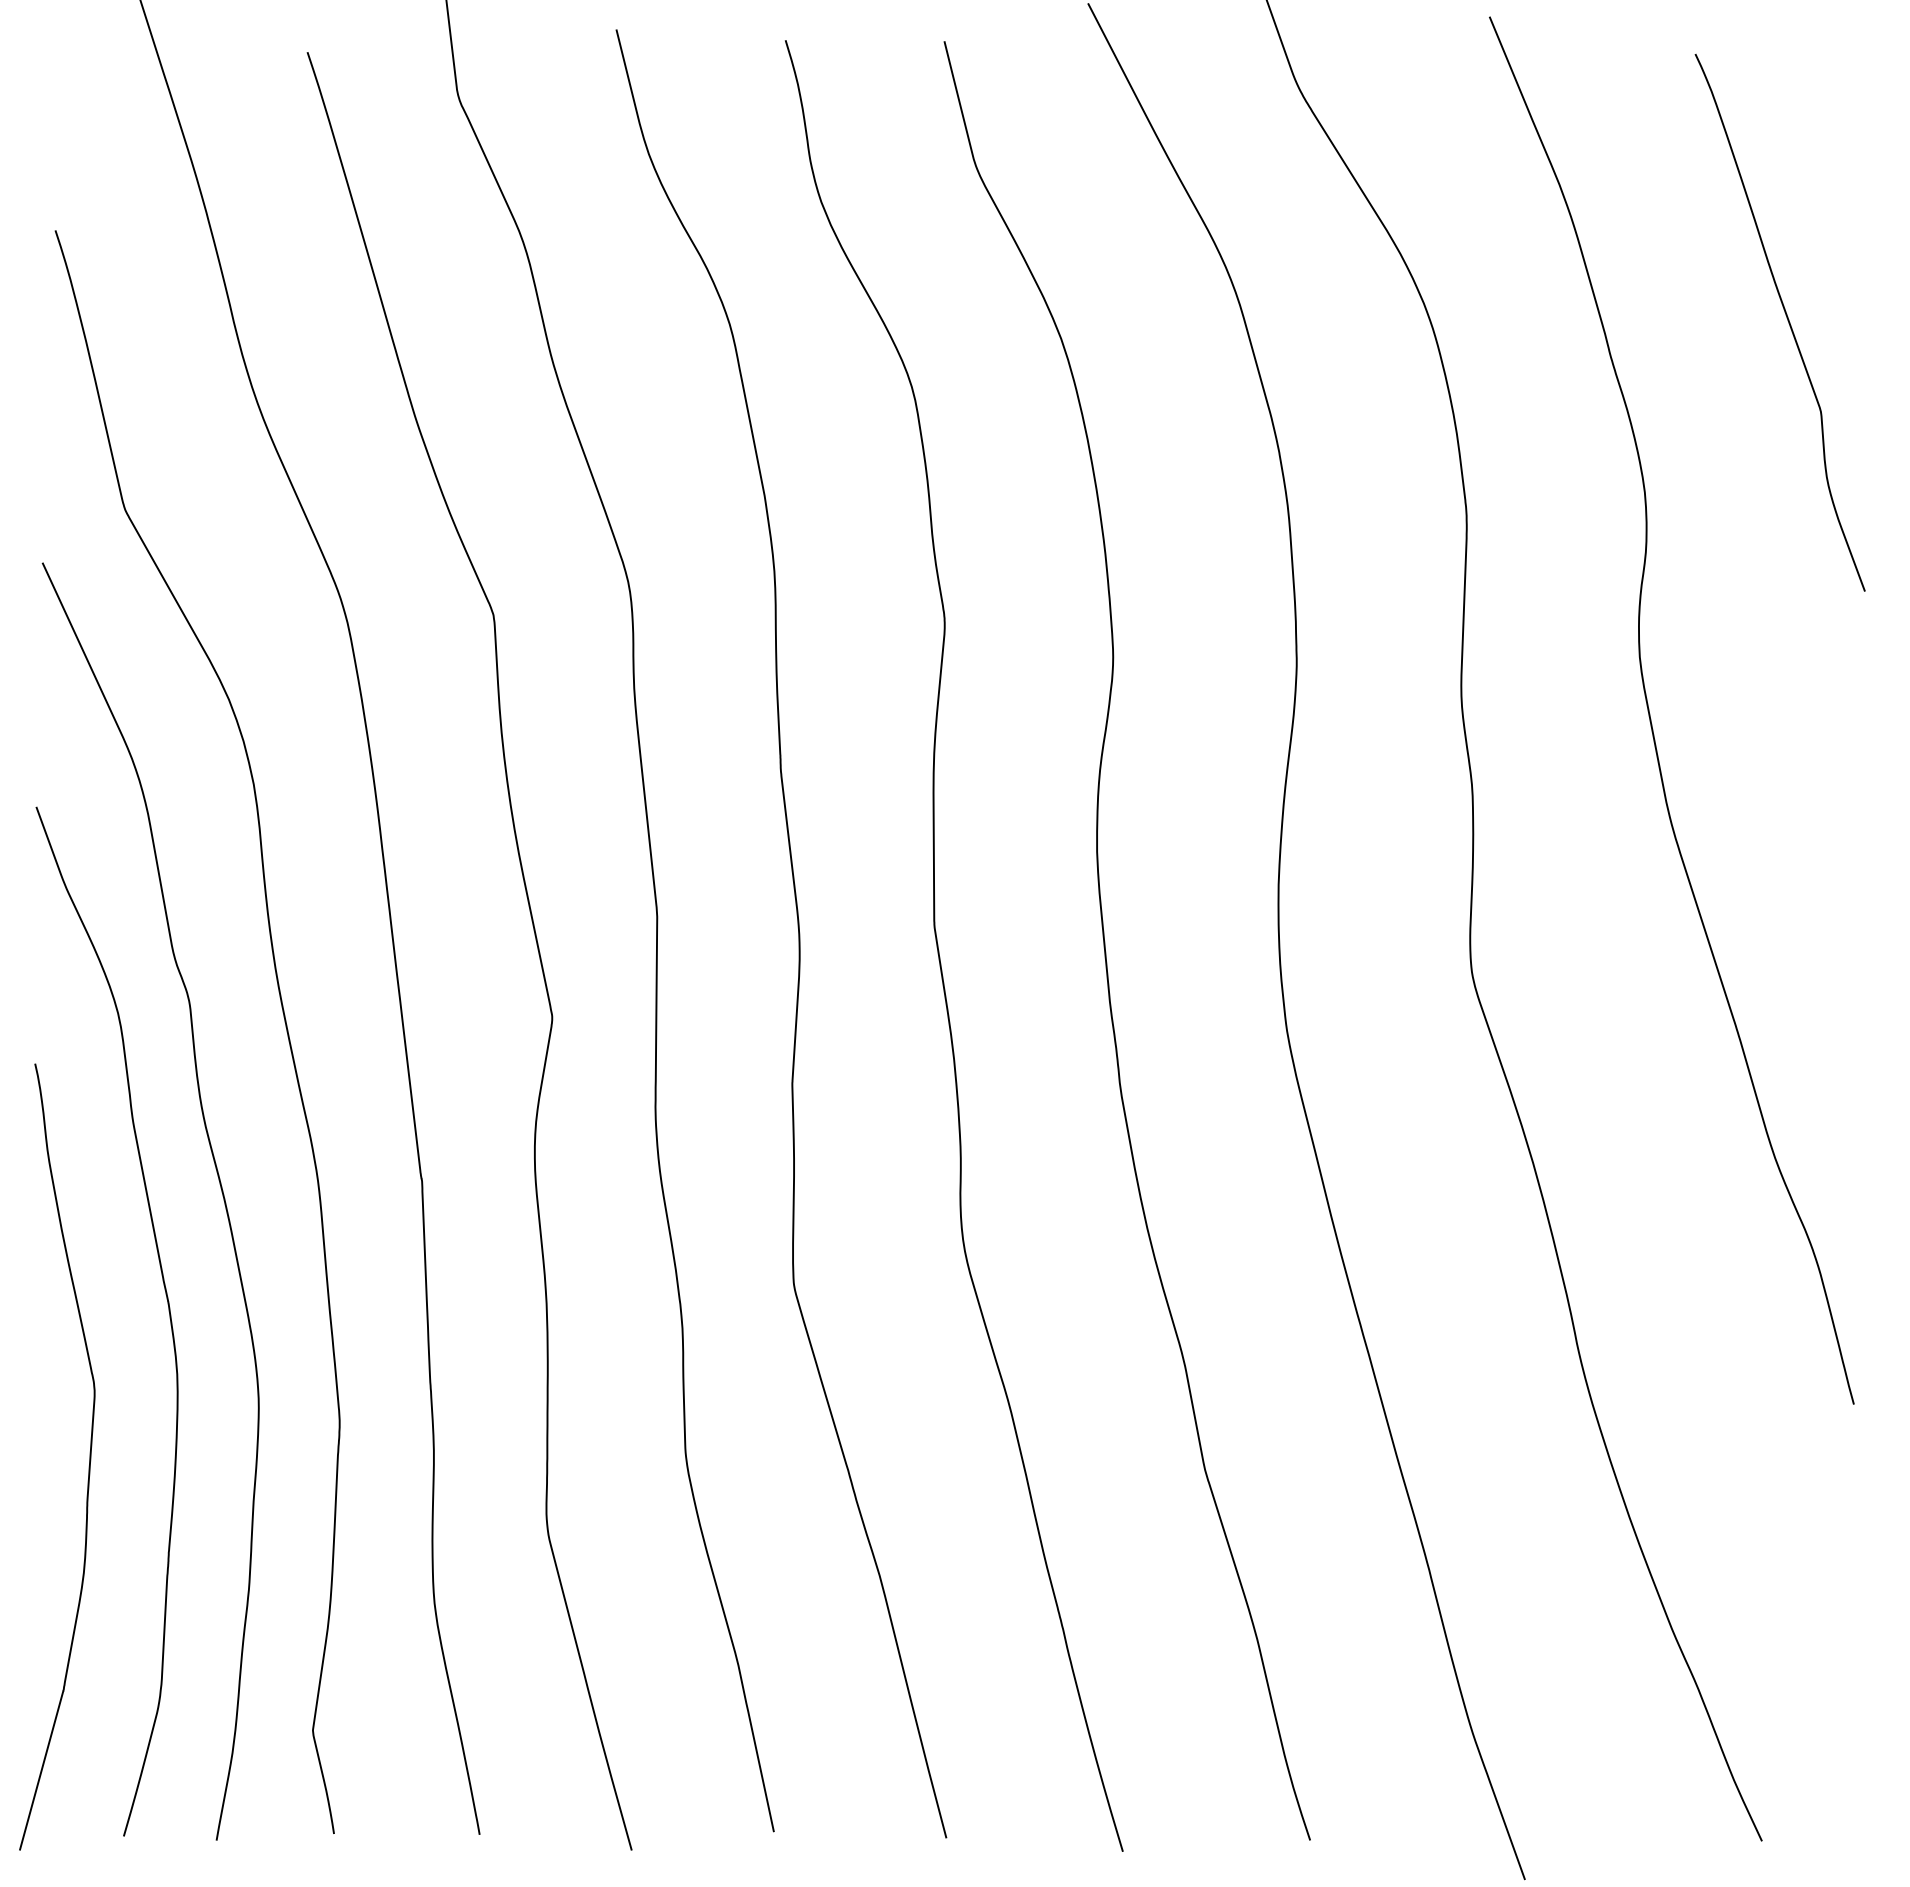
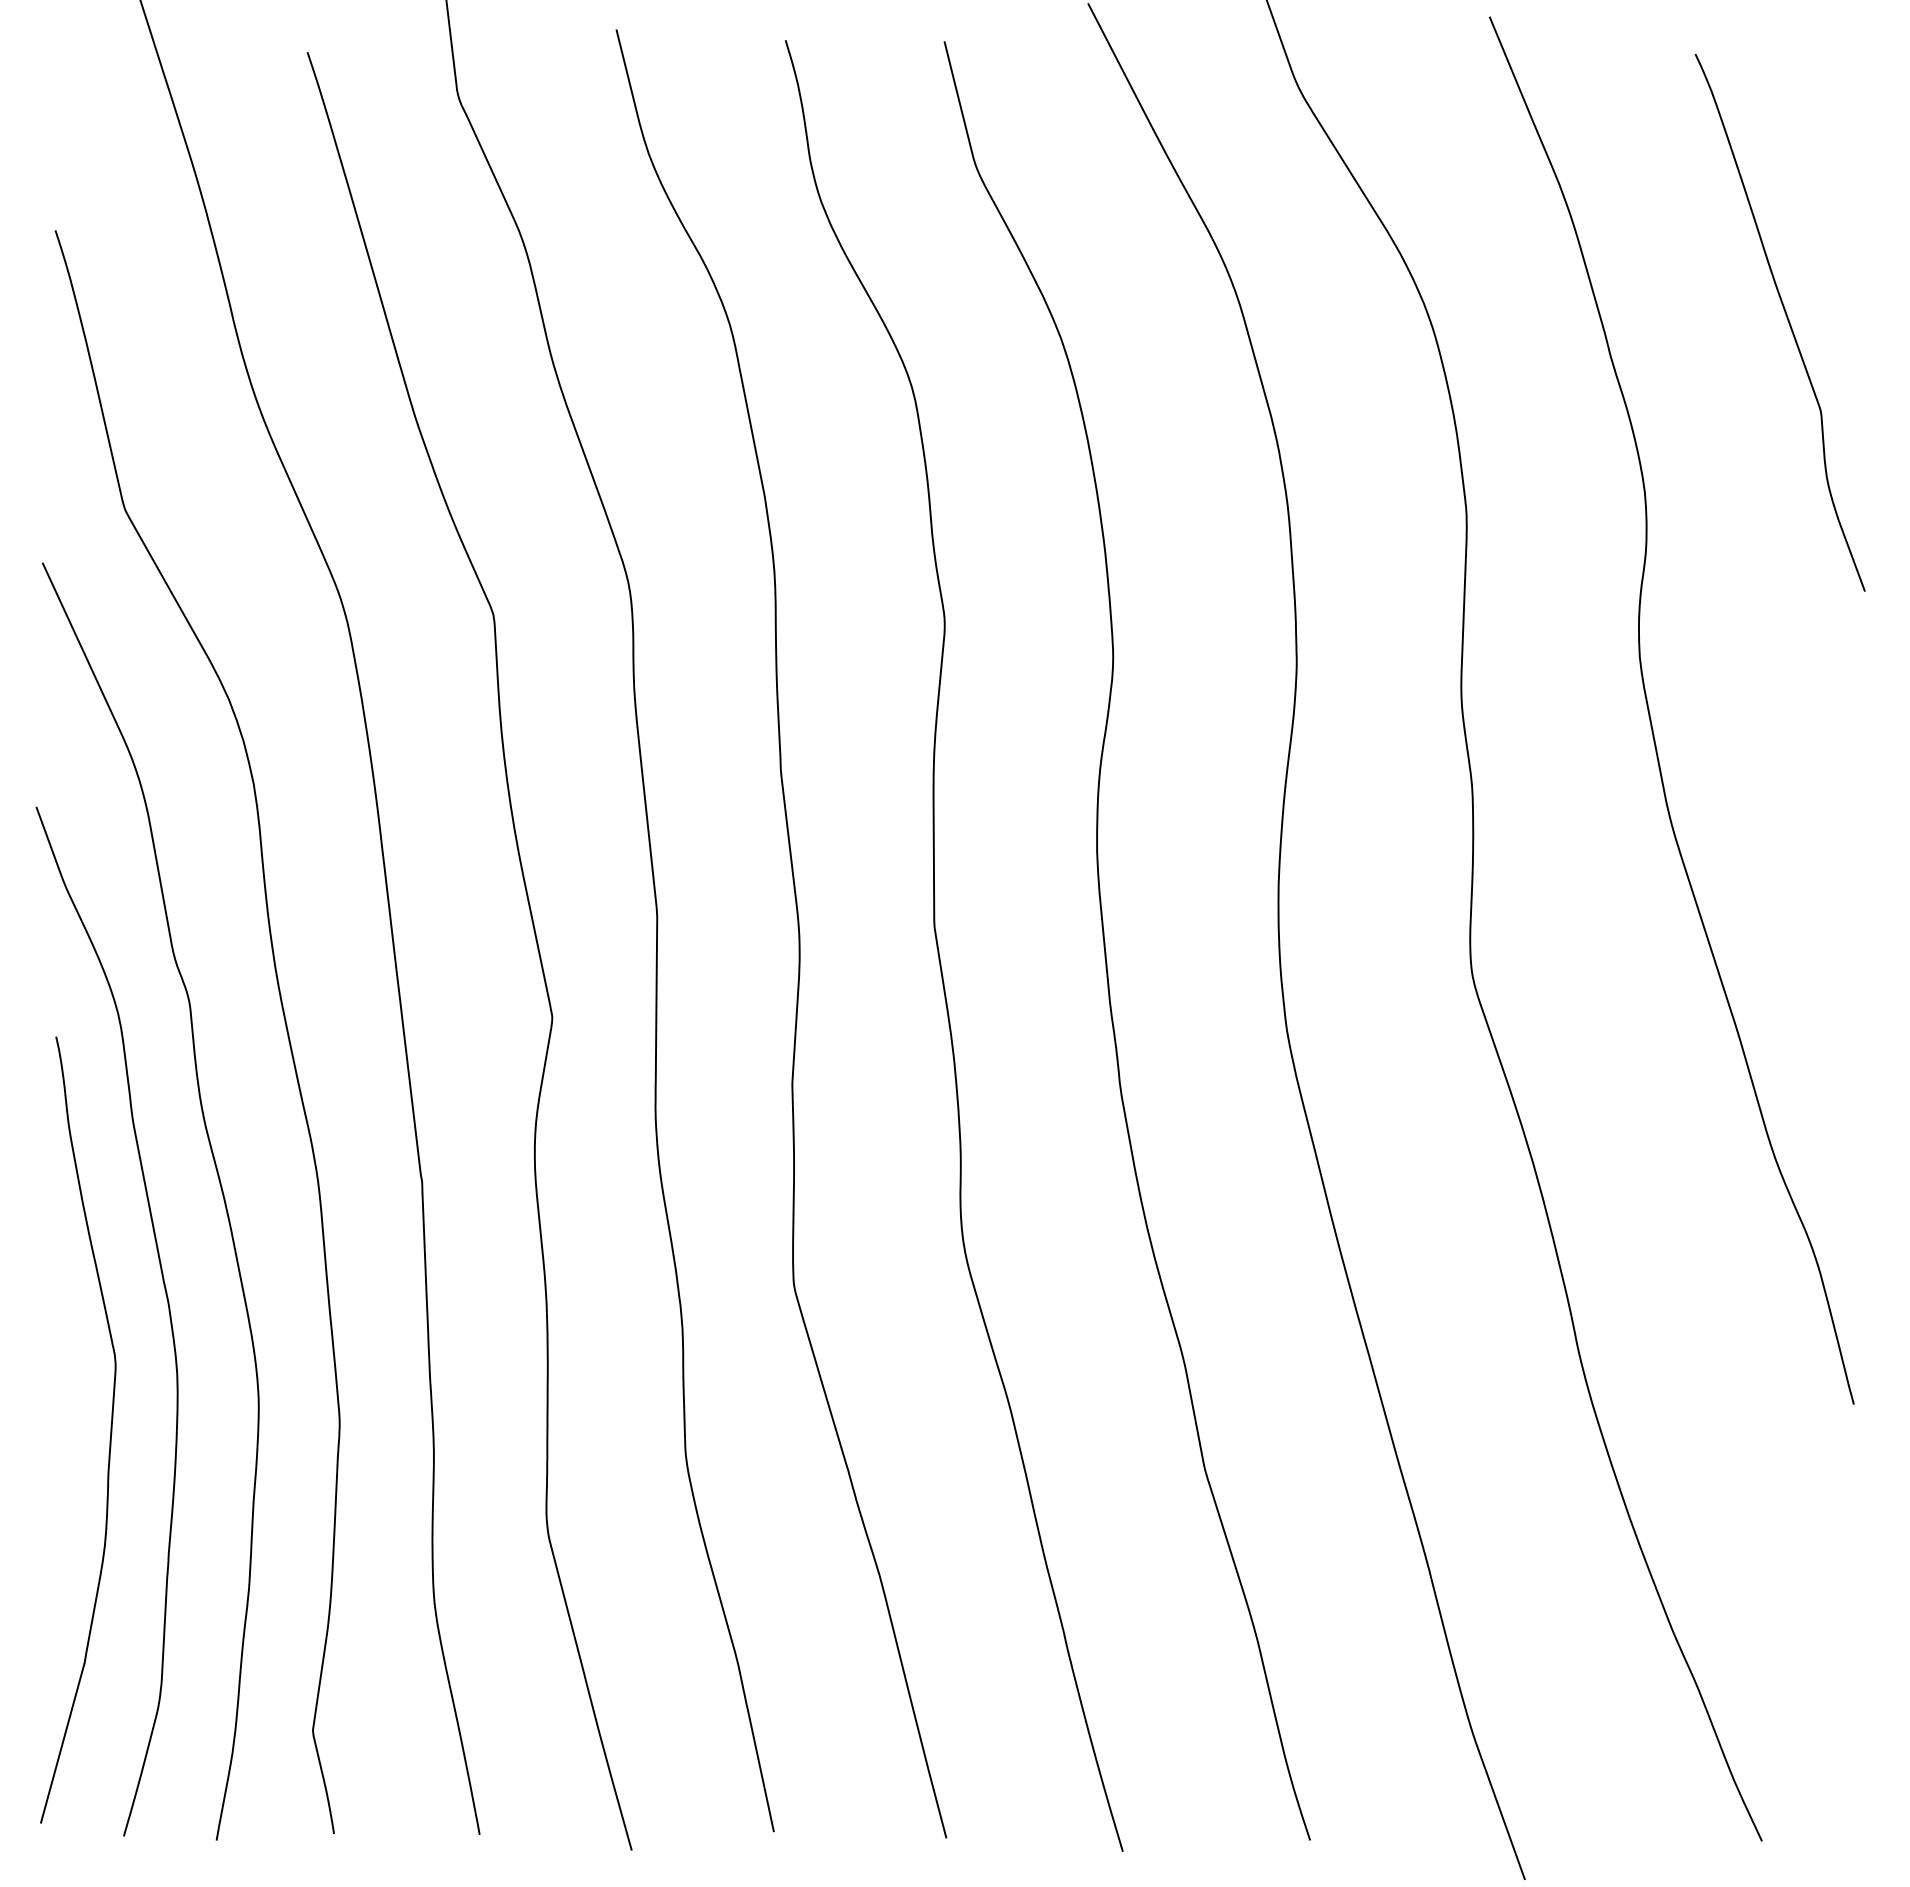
curve position: (89, 1456) -> (110, 1429) (110, 1429)
